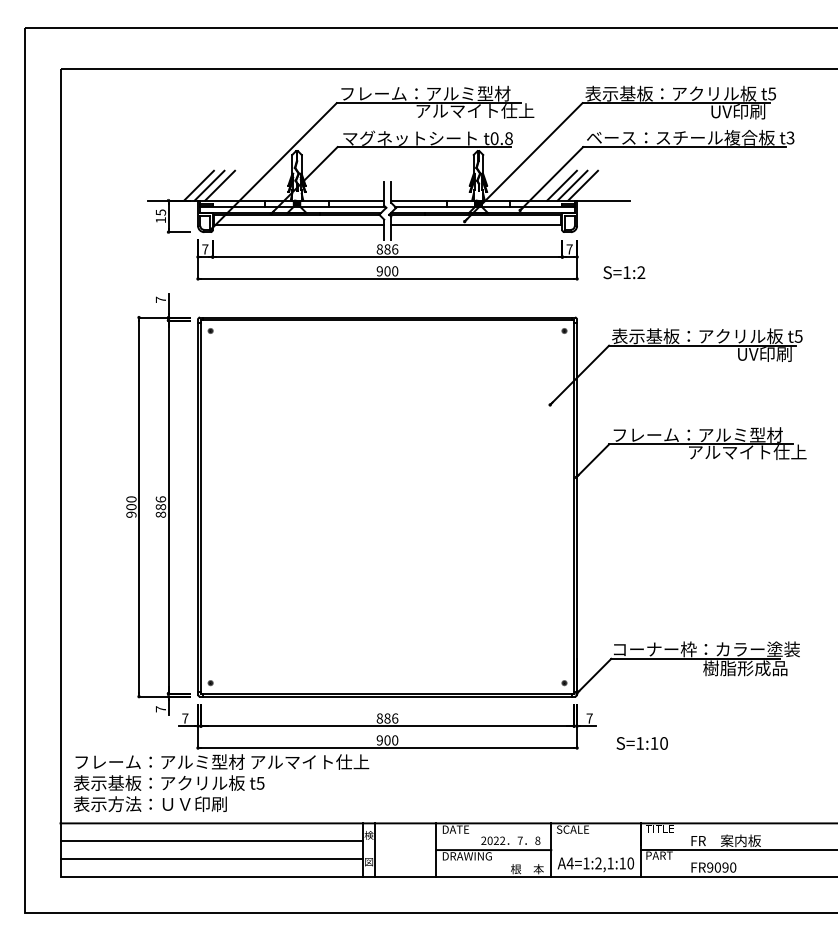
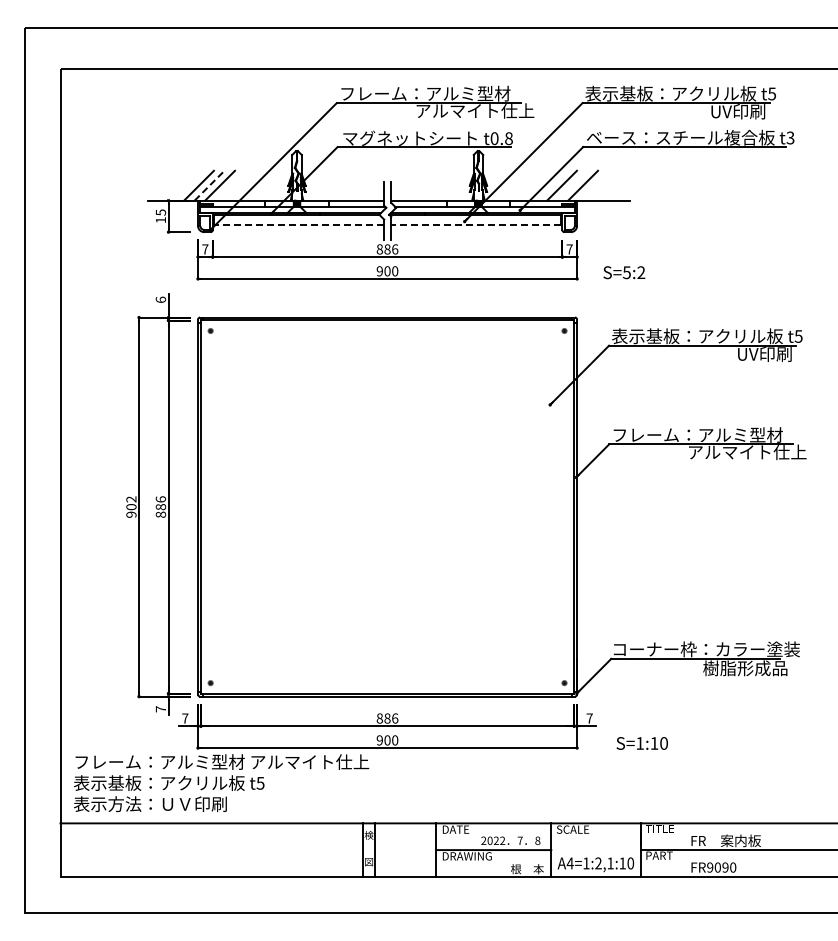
line: solid -> dashed (209, 185)
line: present -> none (572, 185)
line: solid -> dashed (298, 225)
line: solid -> dashed (475, 225)
text: S=1:2 -> S=5:2 (626, 272)
text: 7 -> 6 (160, 299)
text: 900 -> 902 (131, 499)
line: present -> none (211, 841)
line: present -> none (211, 858)
